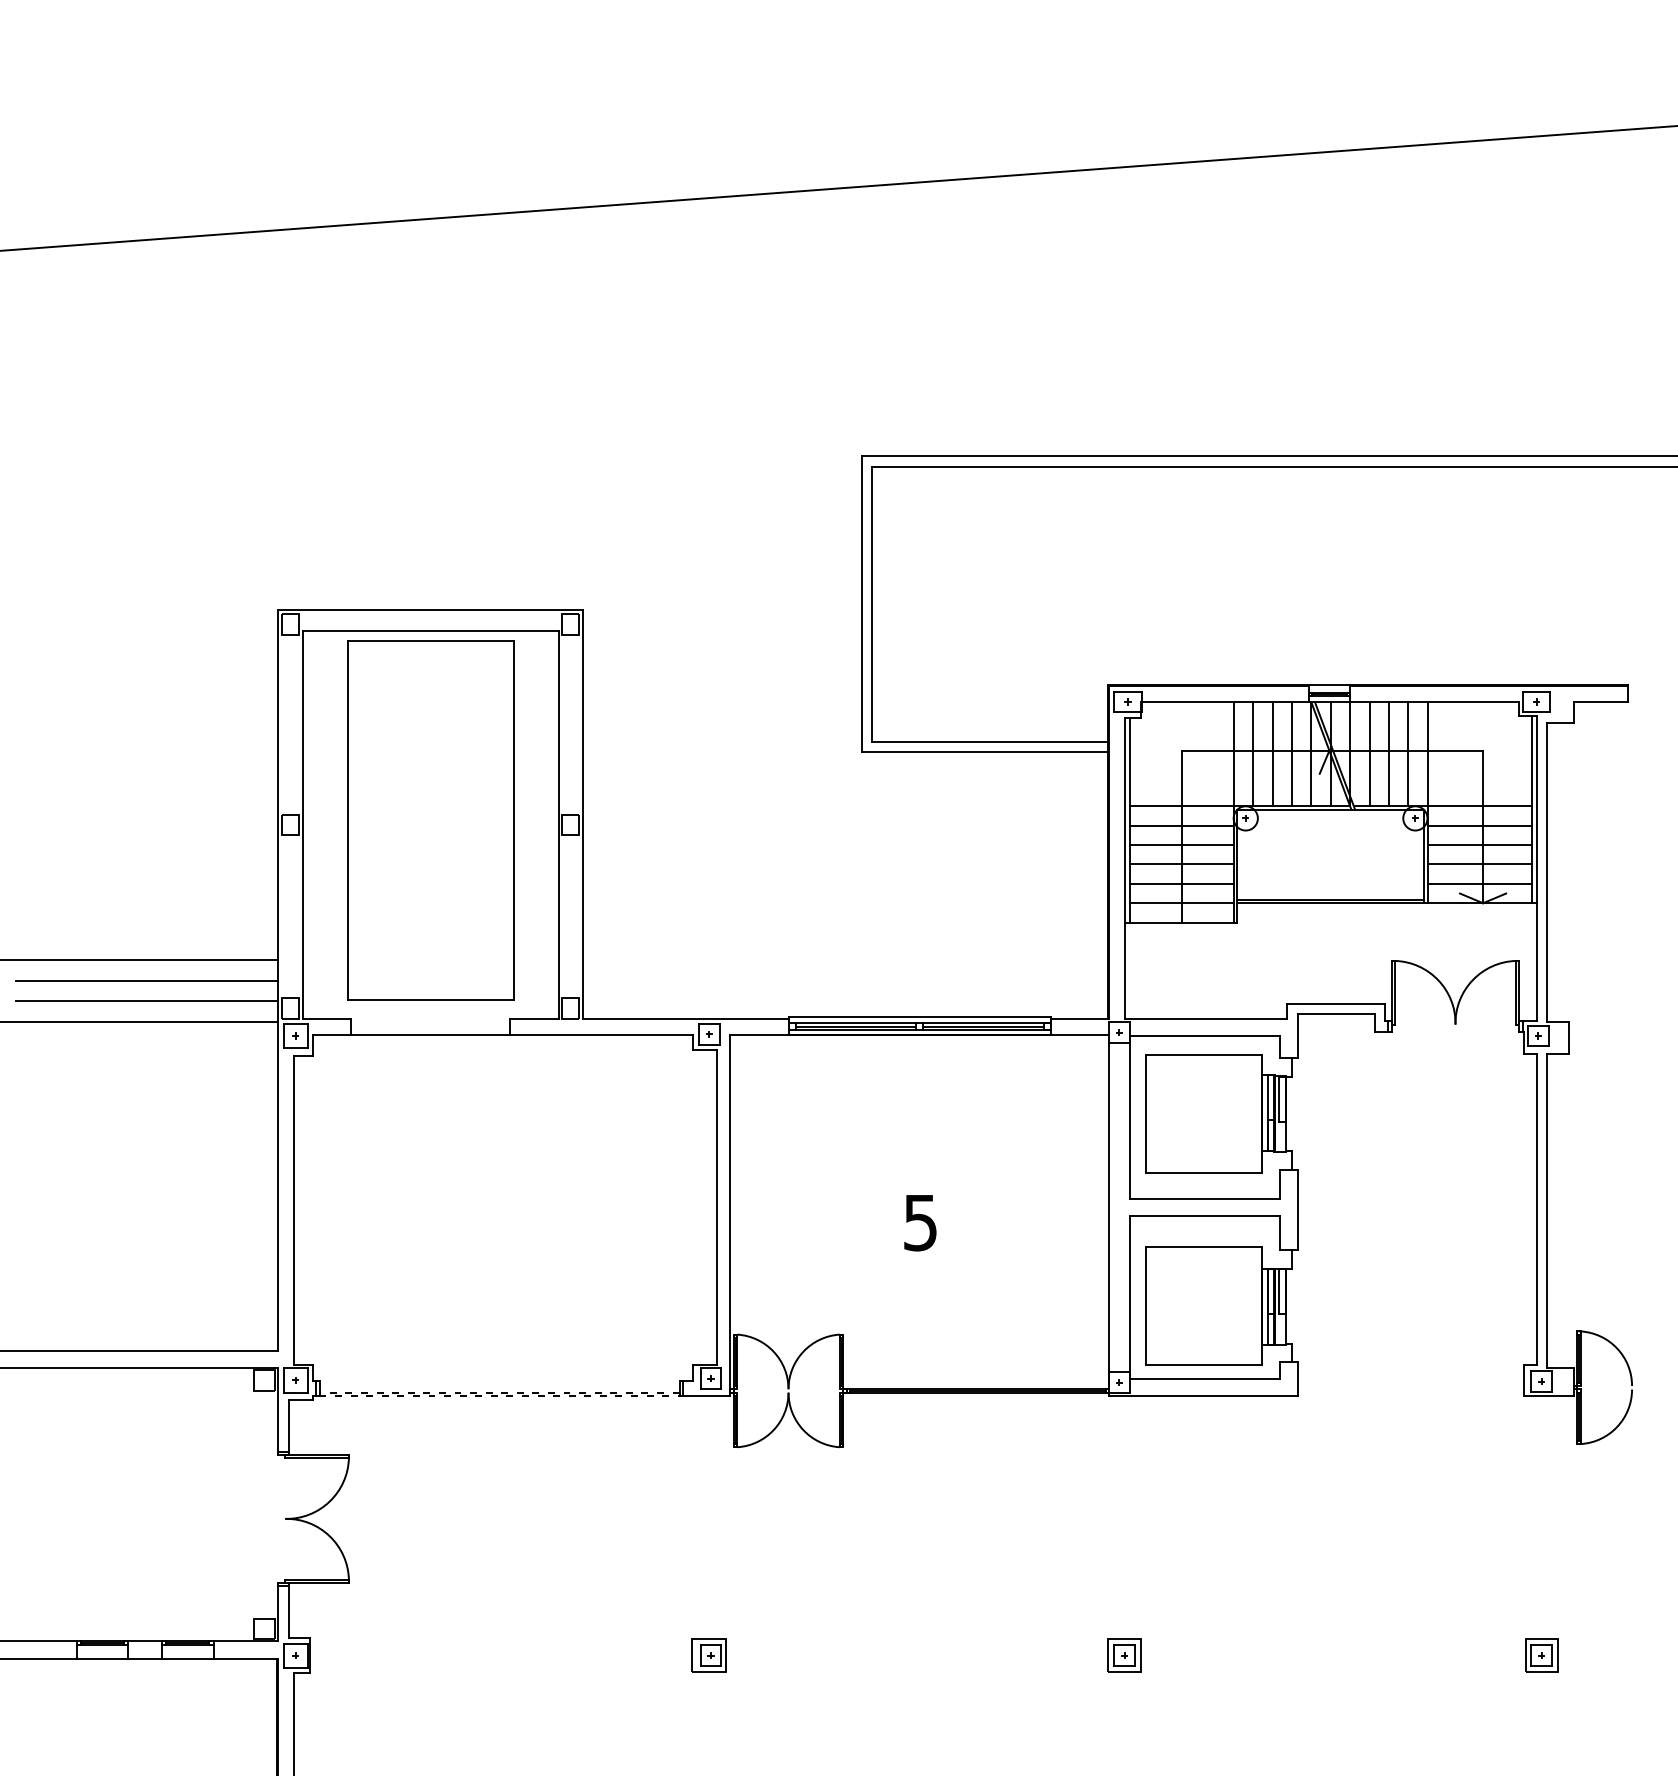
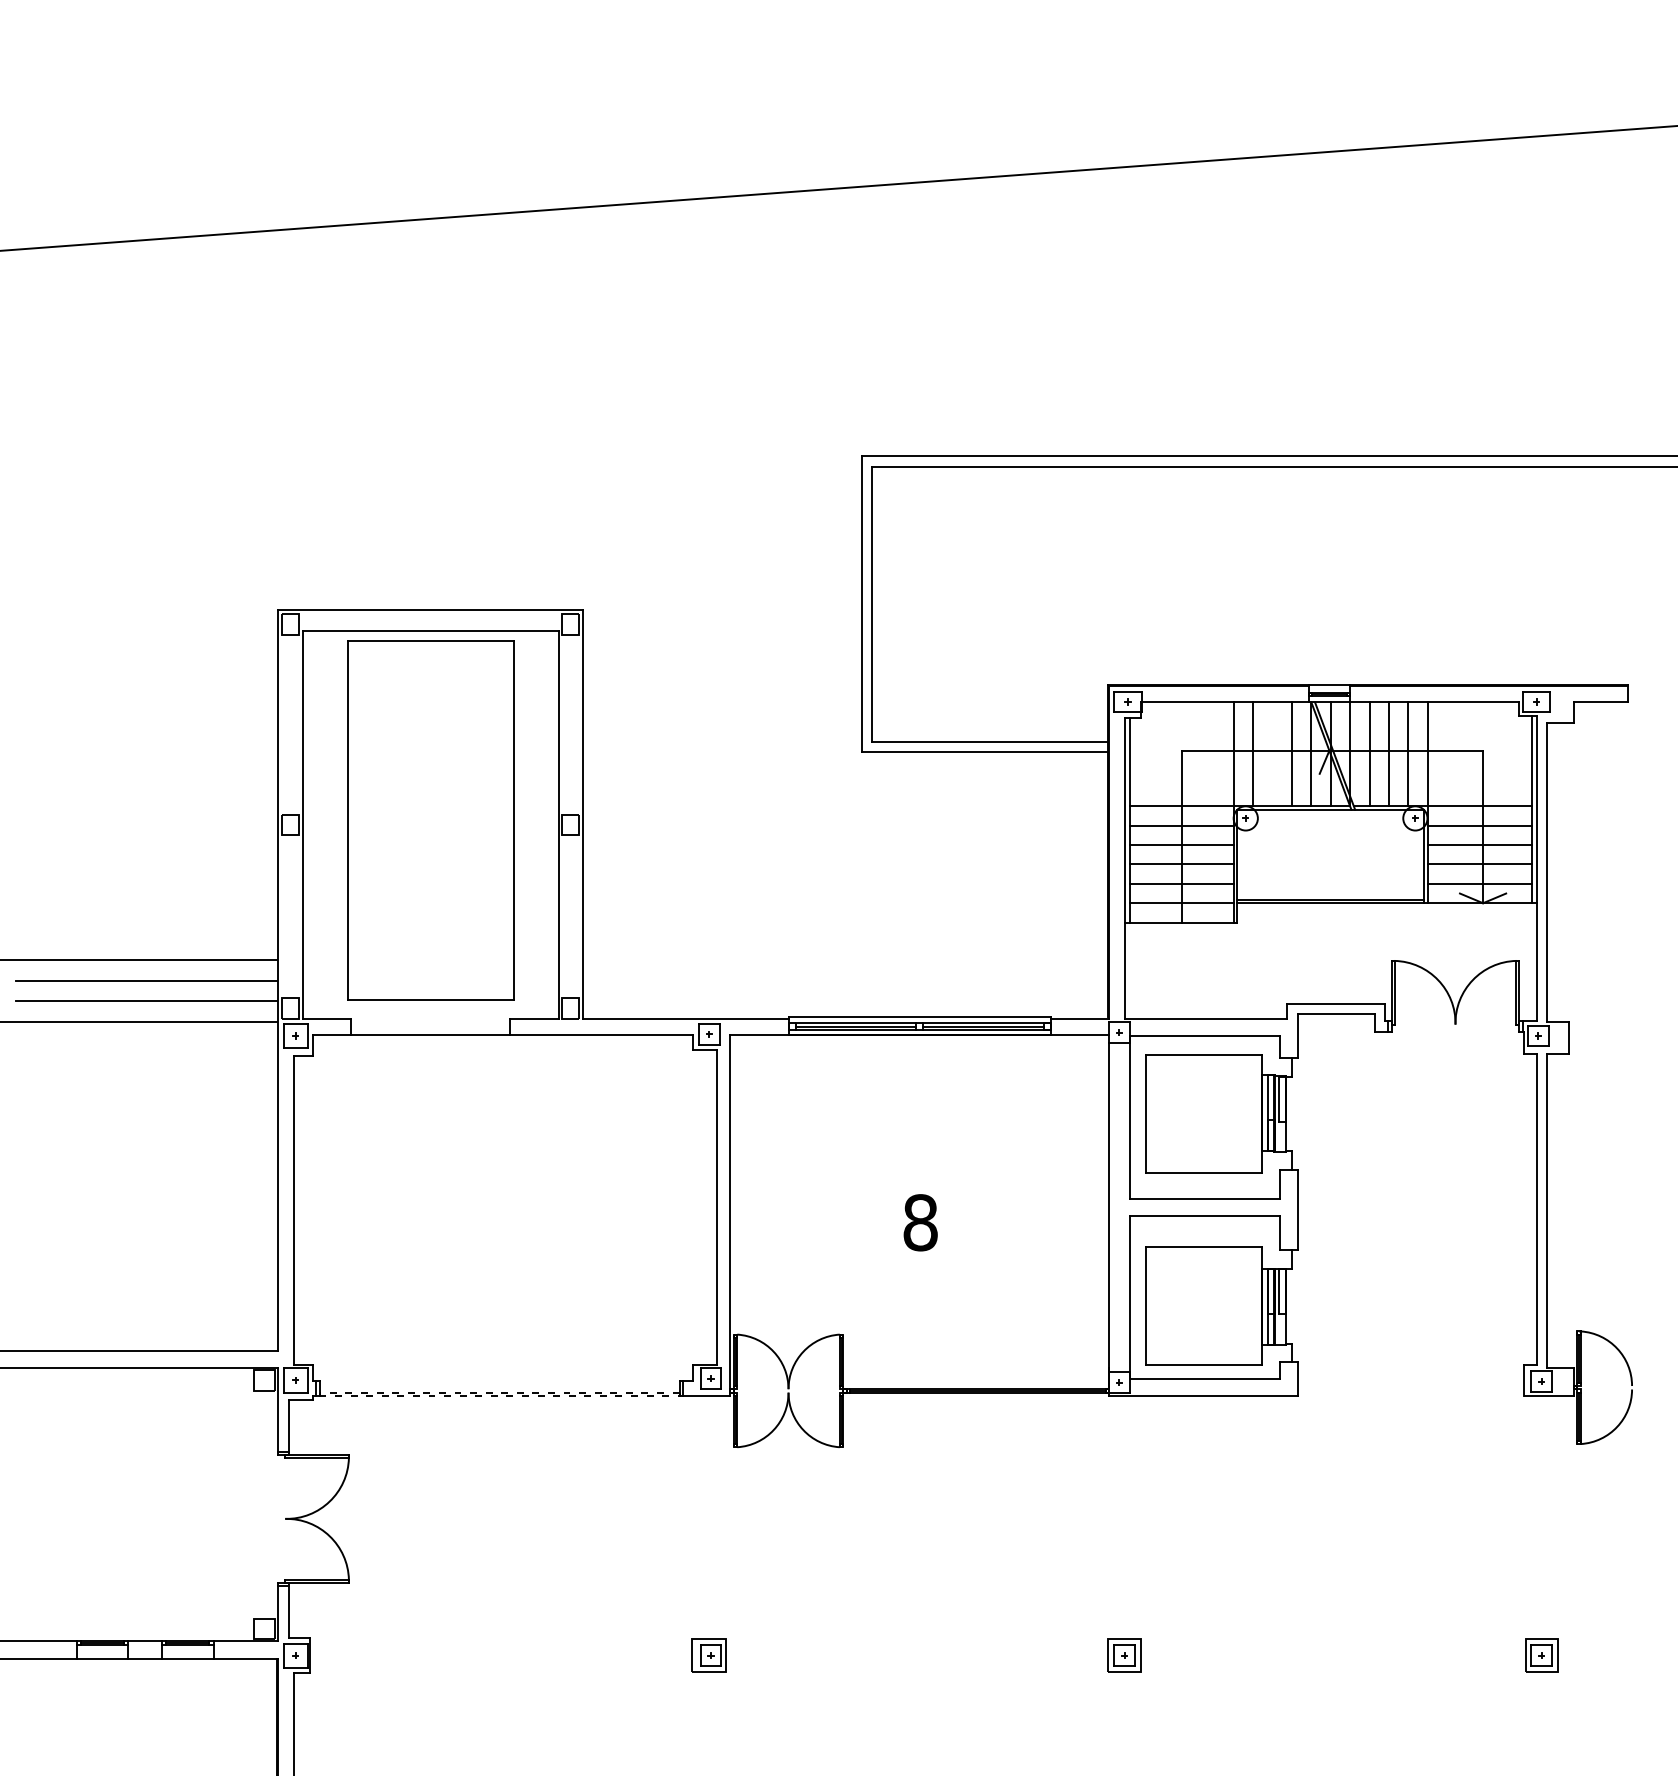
line: present -> none (1272, 754)
text: 5 -> 8 (920, 1222)
